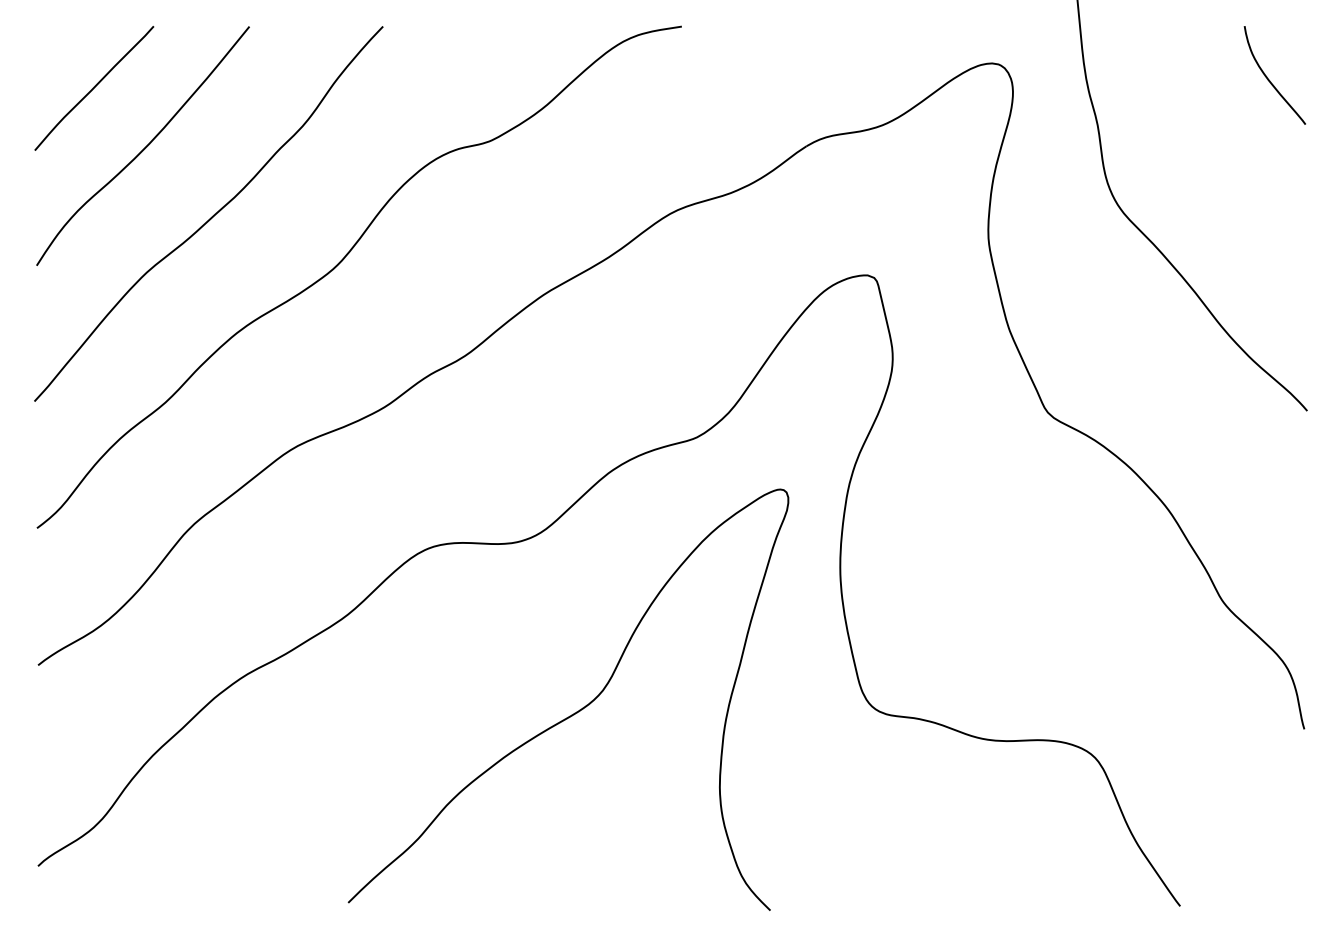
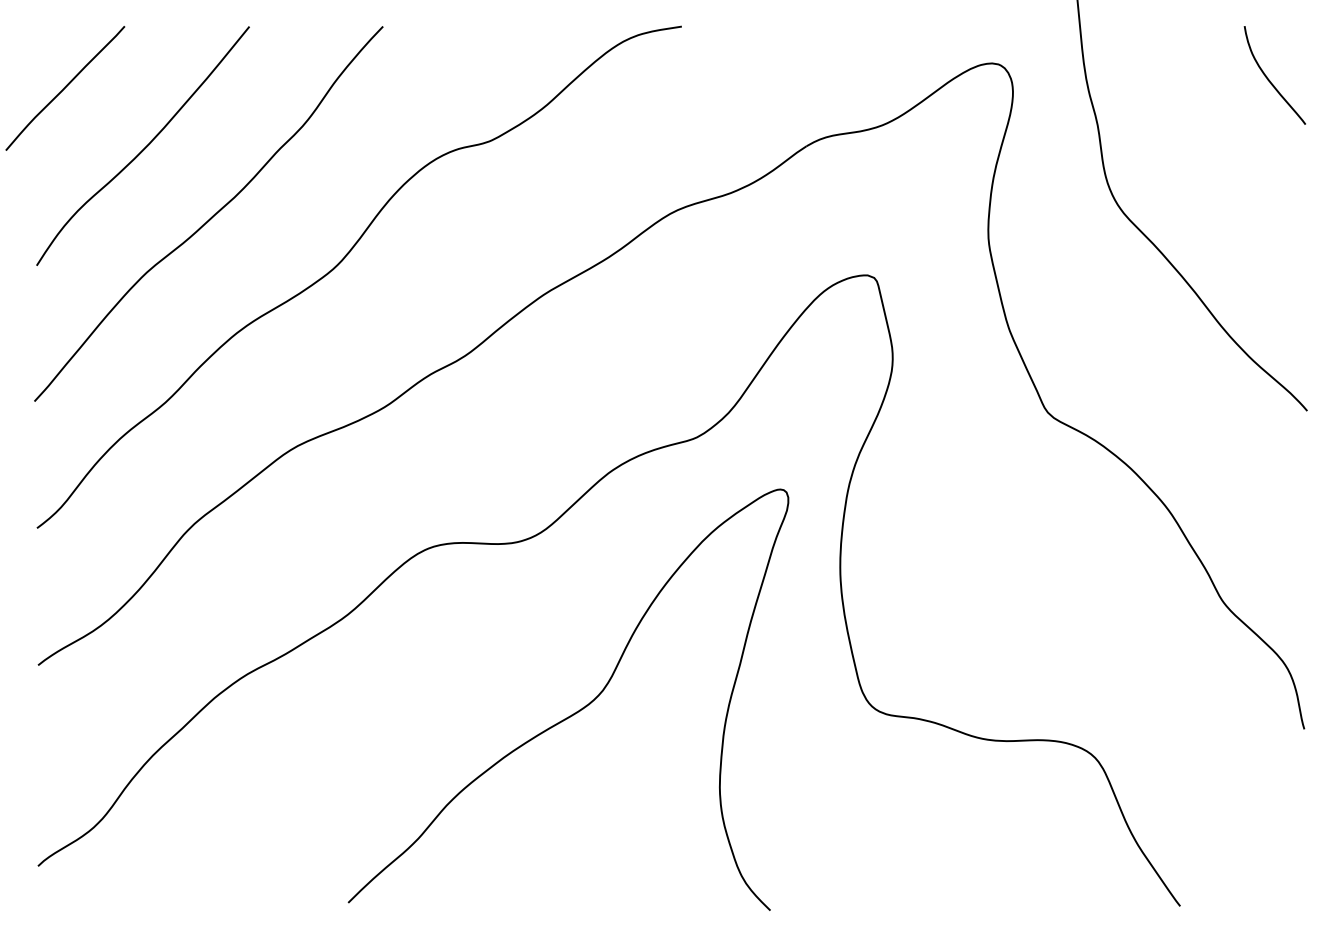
curve position: (94, 88) -> (65, 88) (65, 88)
